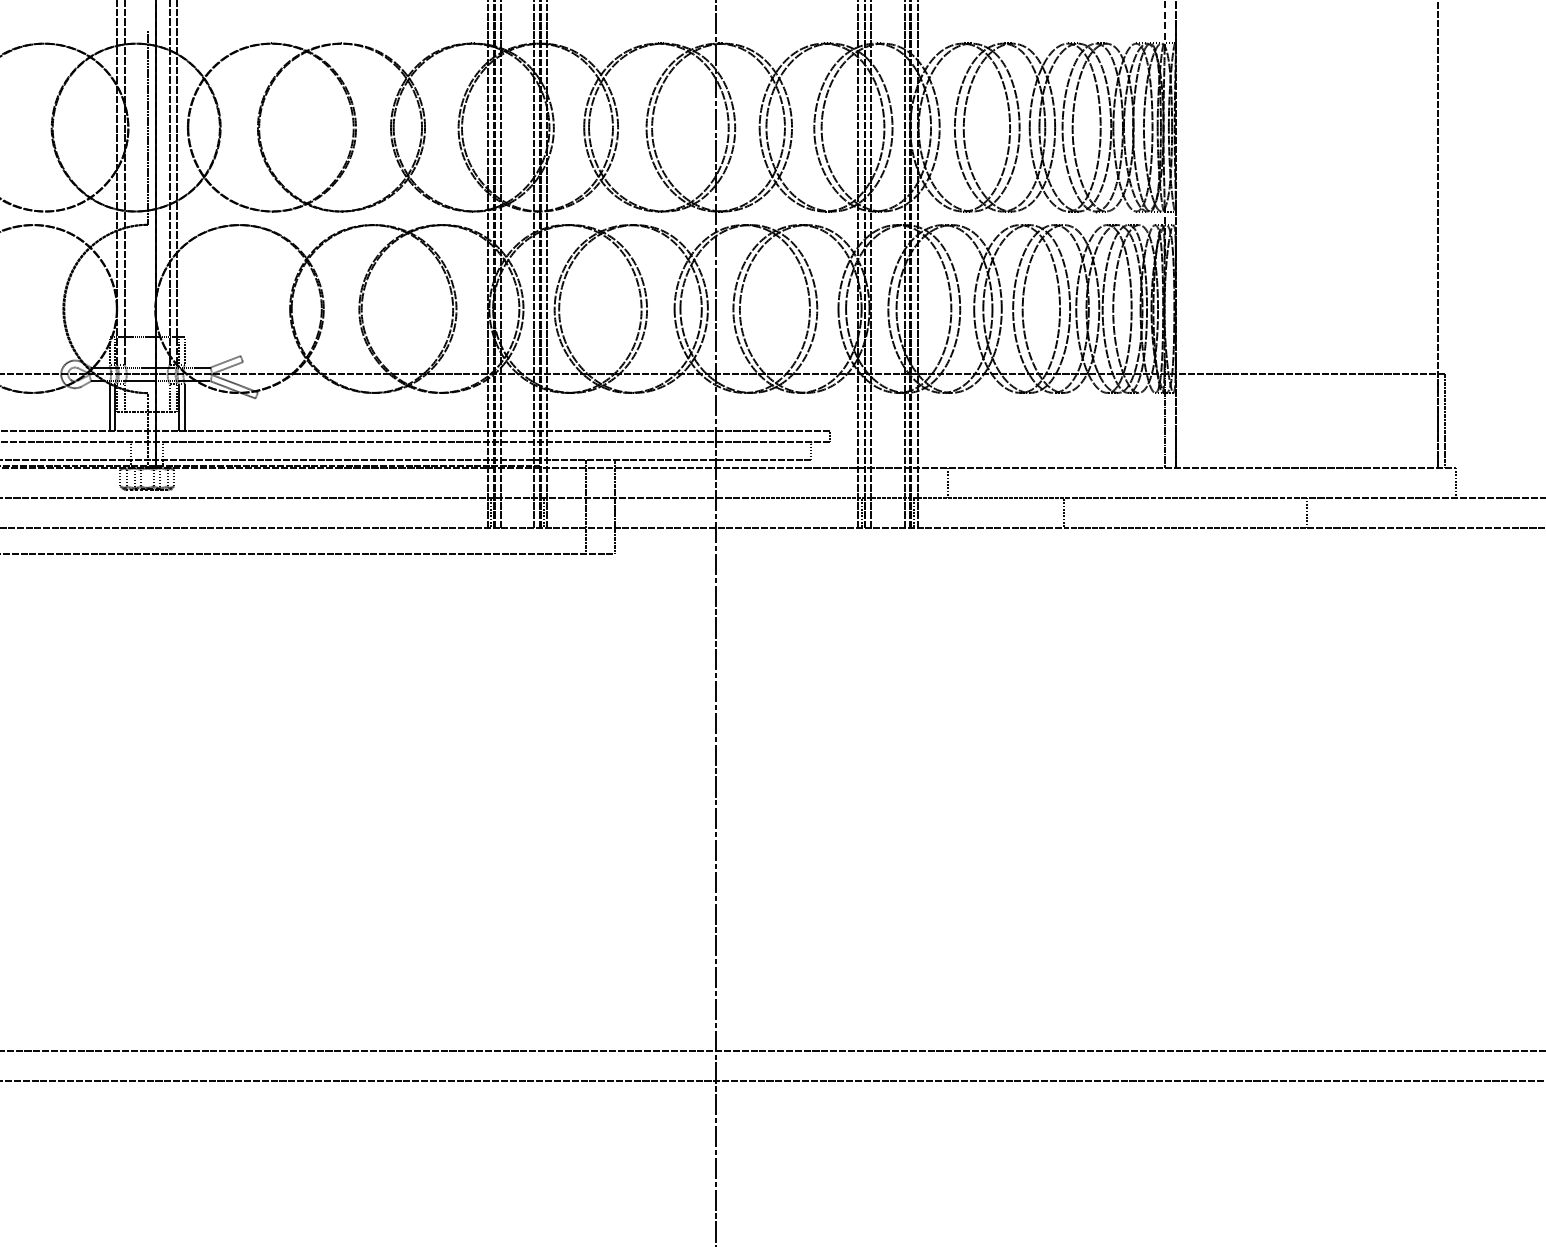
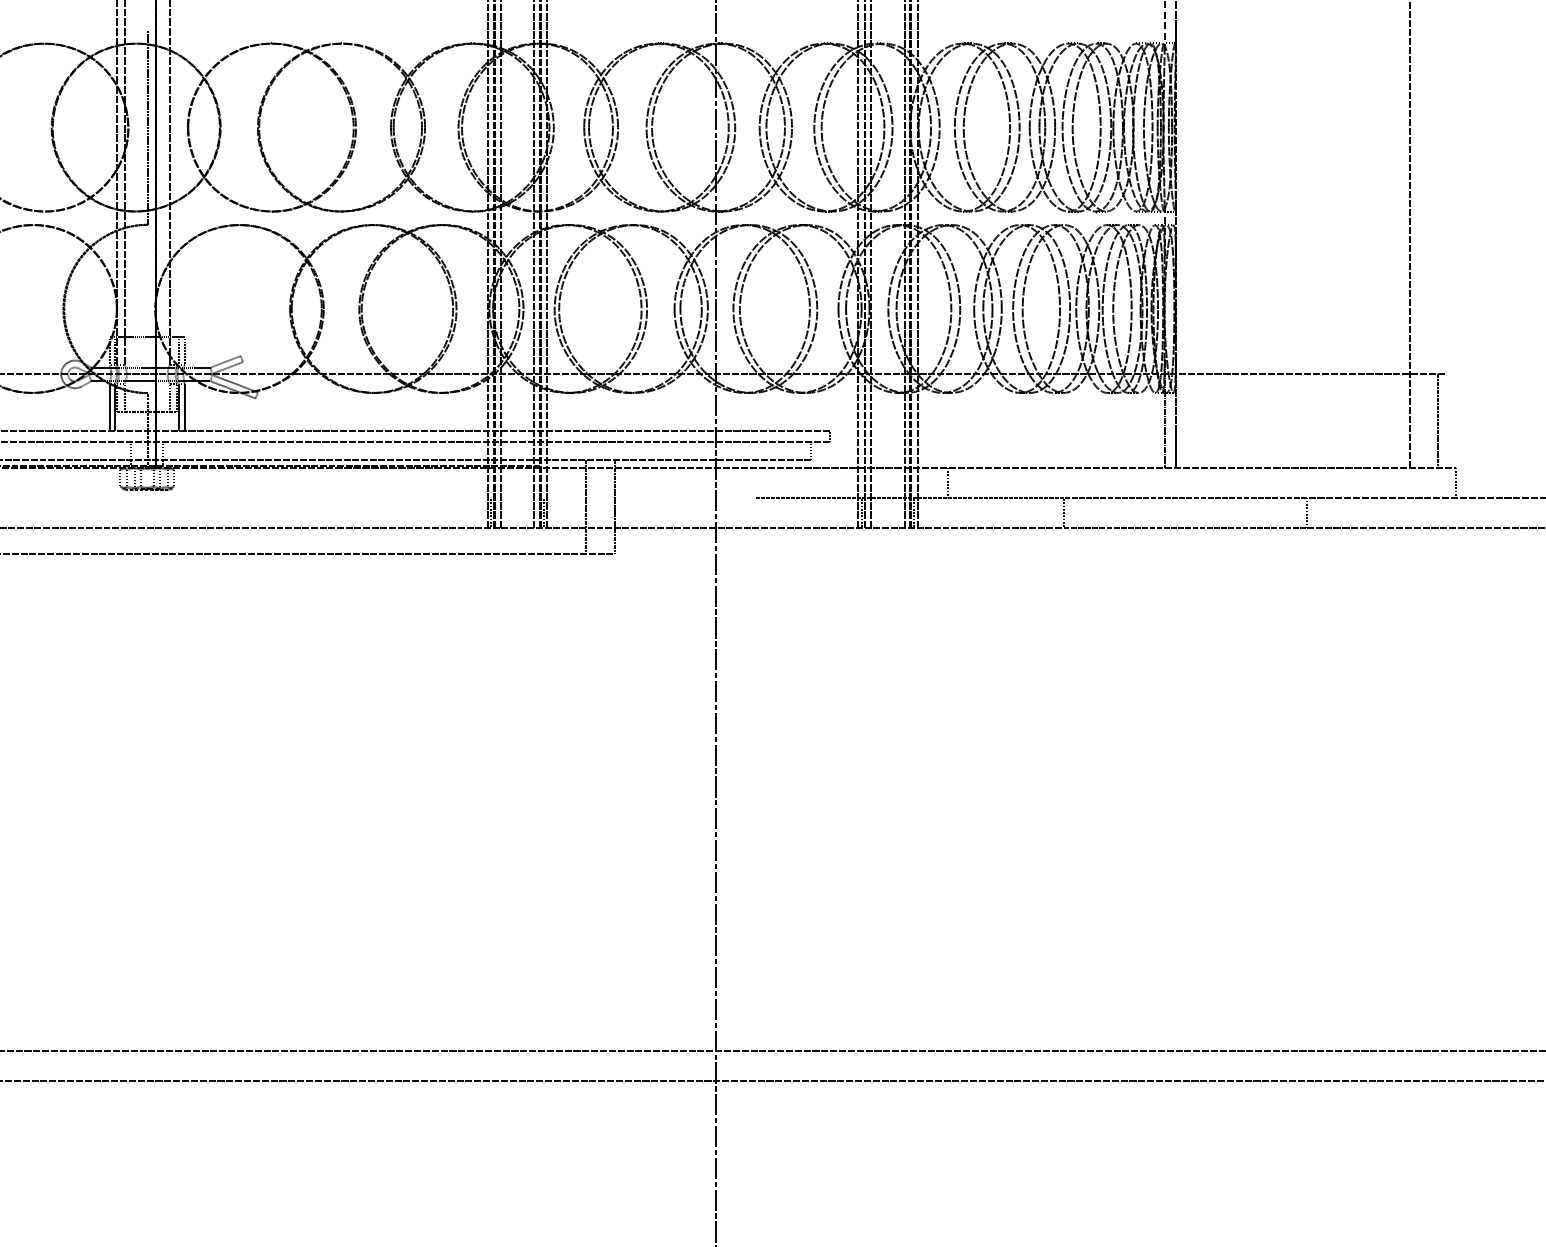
line: present -> none (177, 183)
line position: (1437, 234) -> (1409, 234) (1409, 234)
line: present -> none (1445, 420)
line: present -> none (378, 497)
